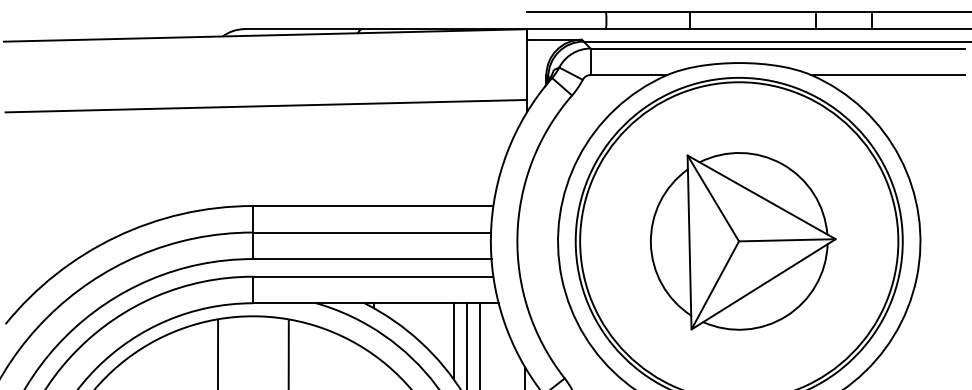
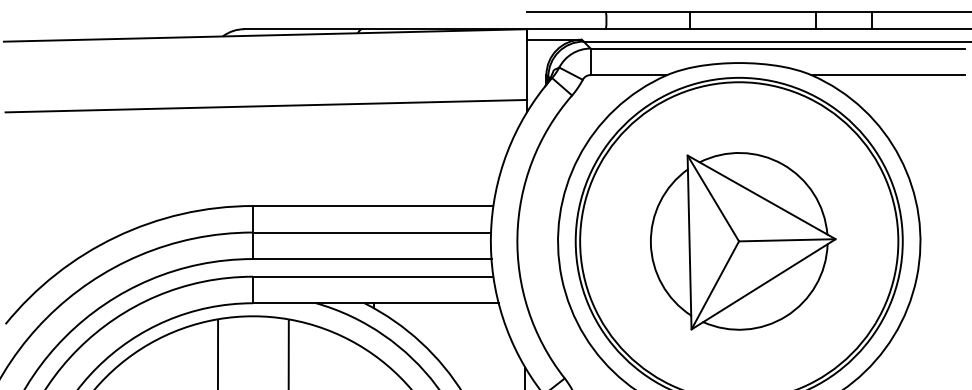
line: present -> none (453, 341)
line: present -> none (467, 344)
line: present -> none (480, 344)
